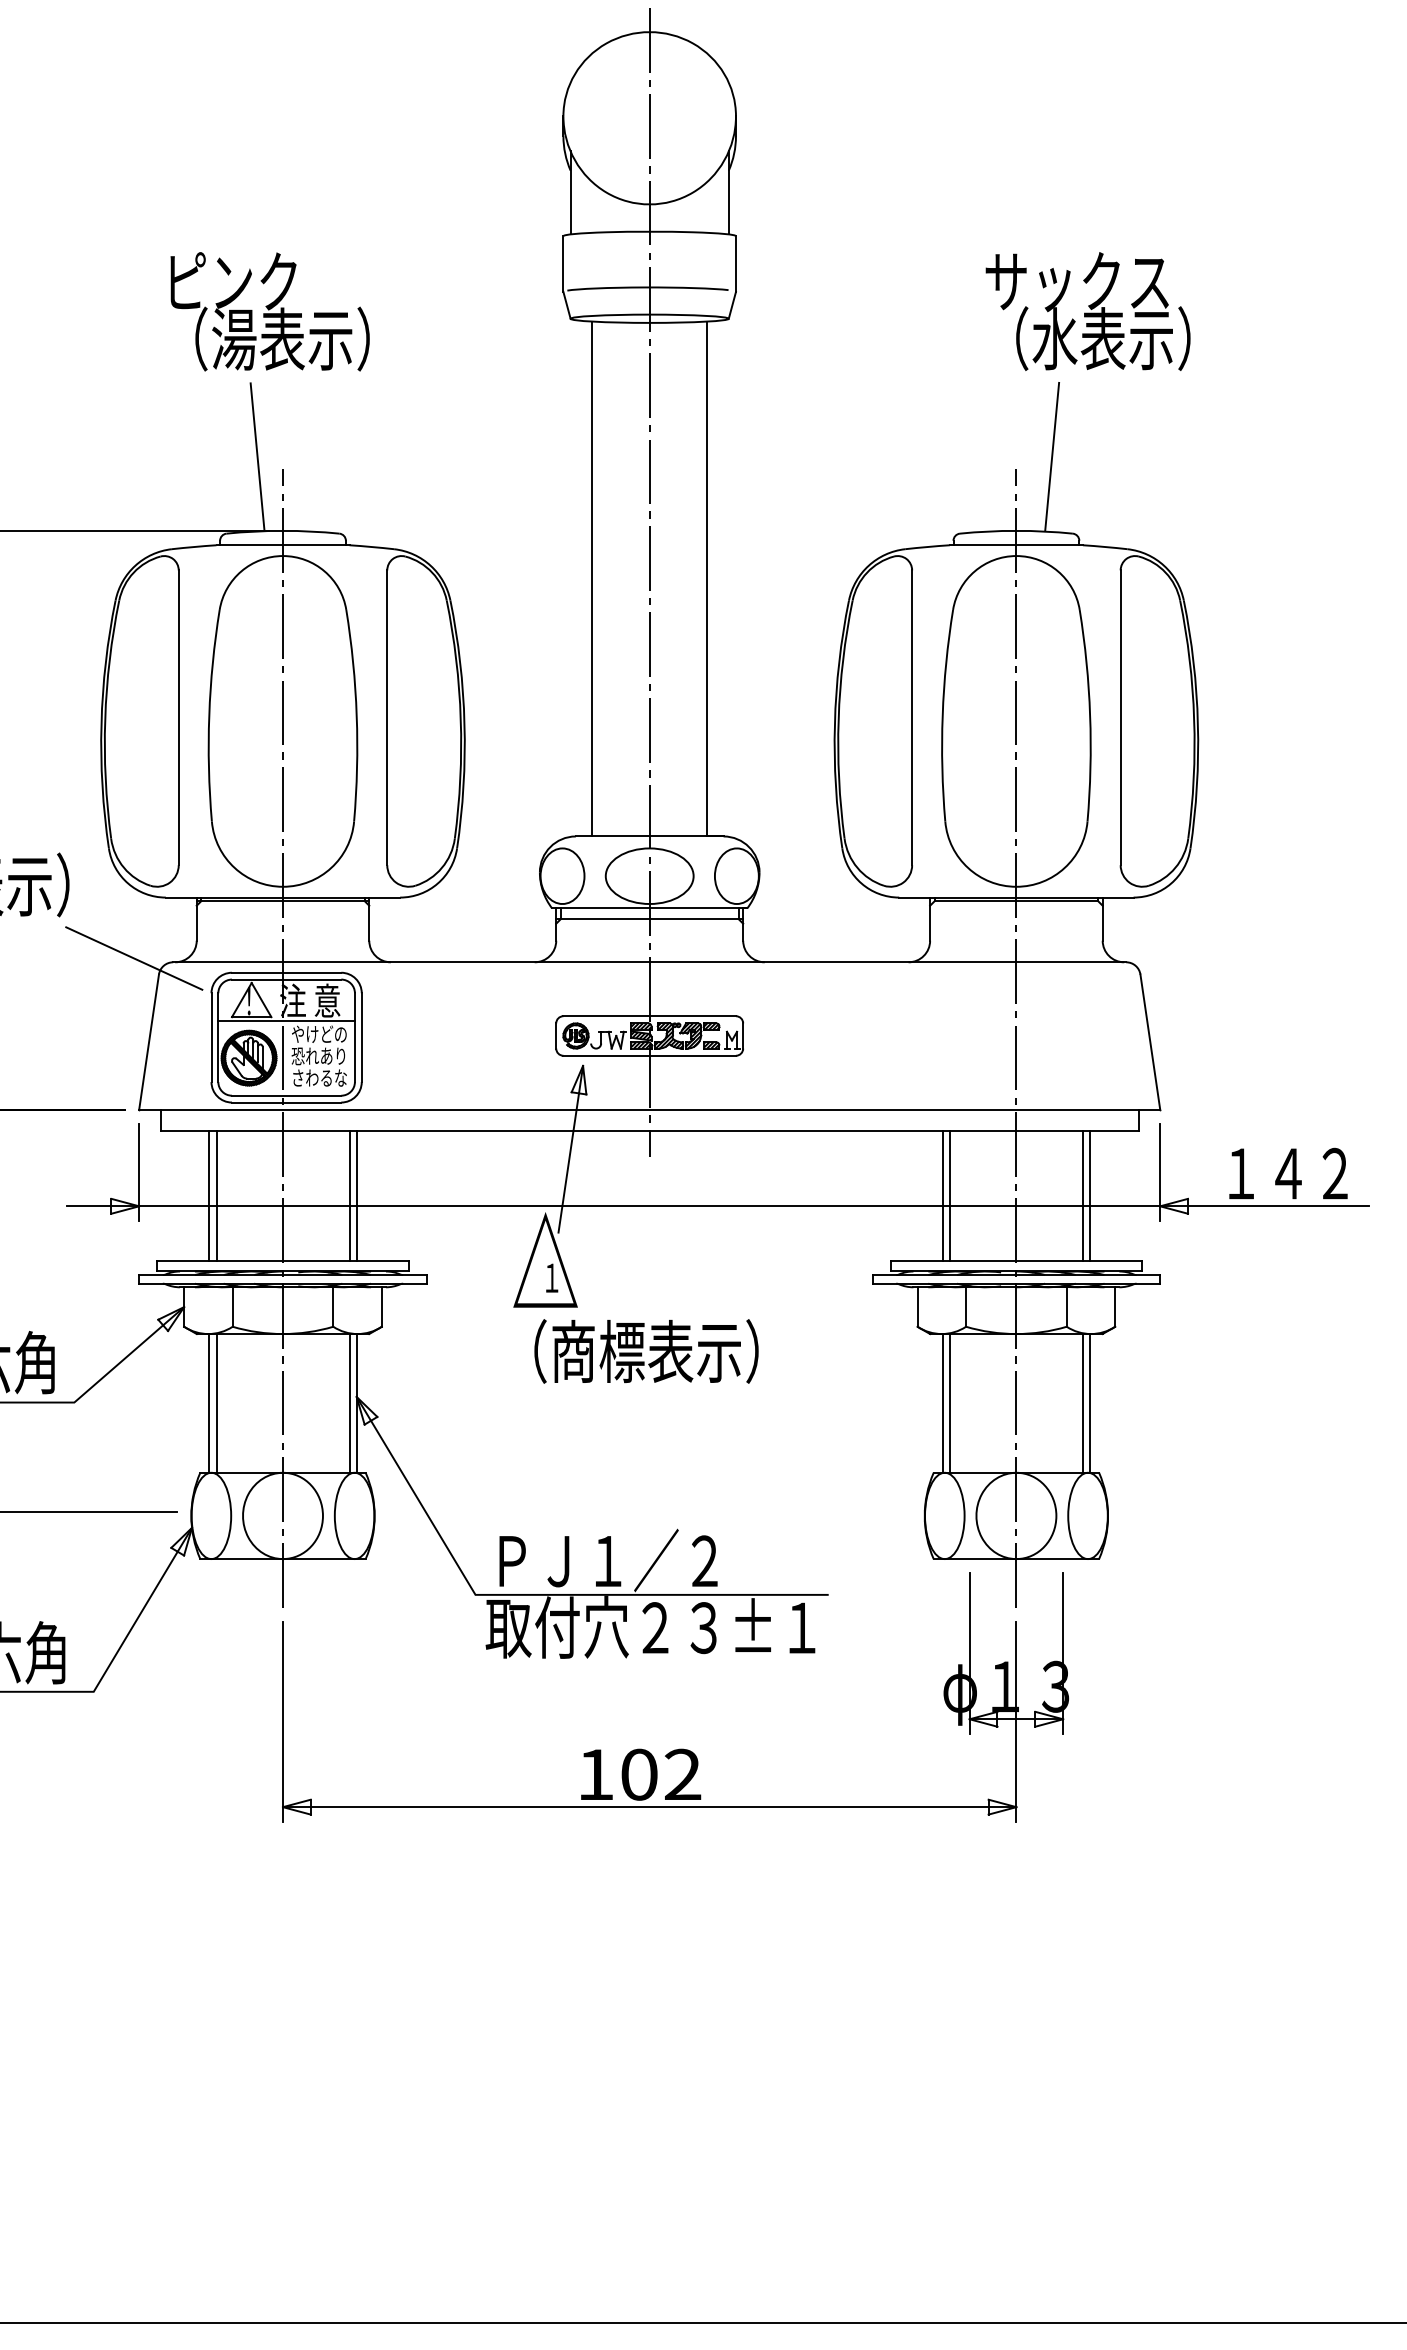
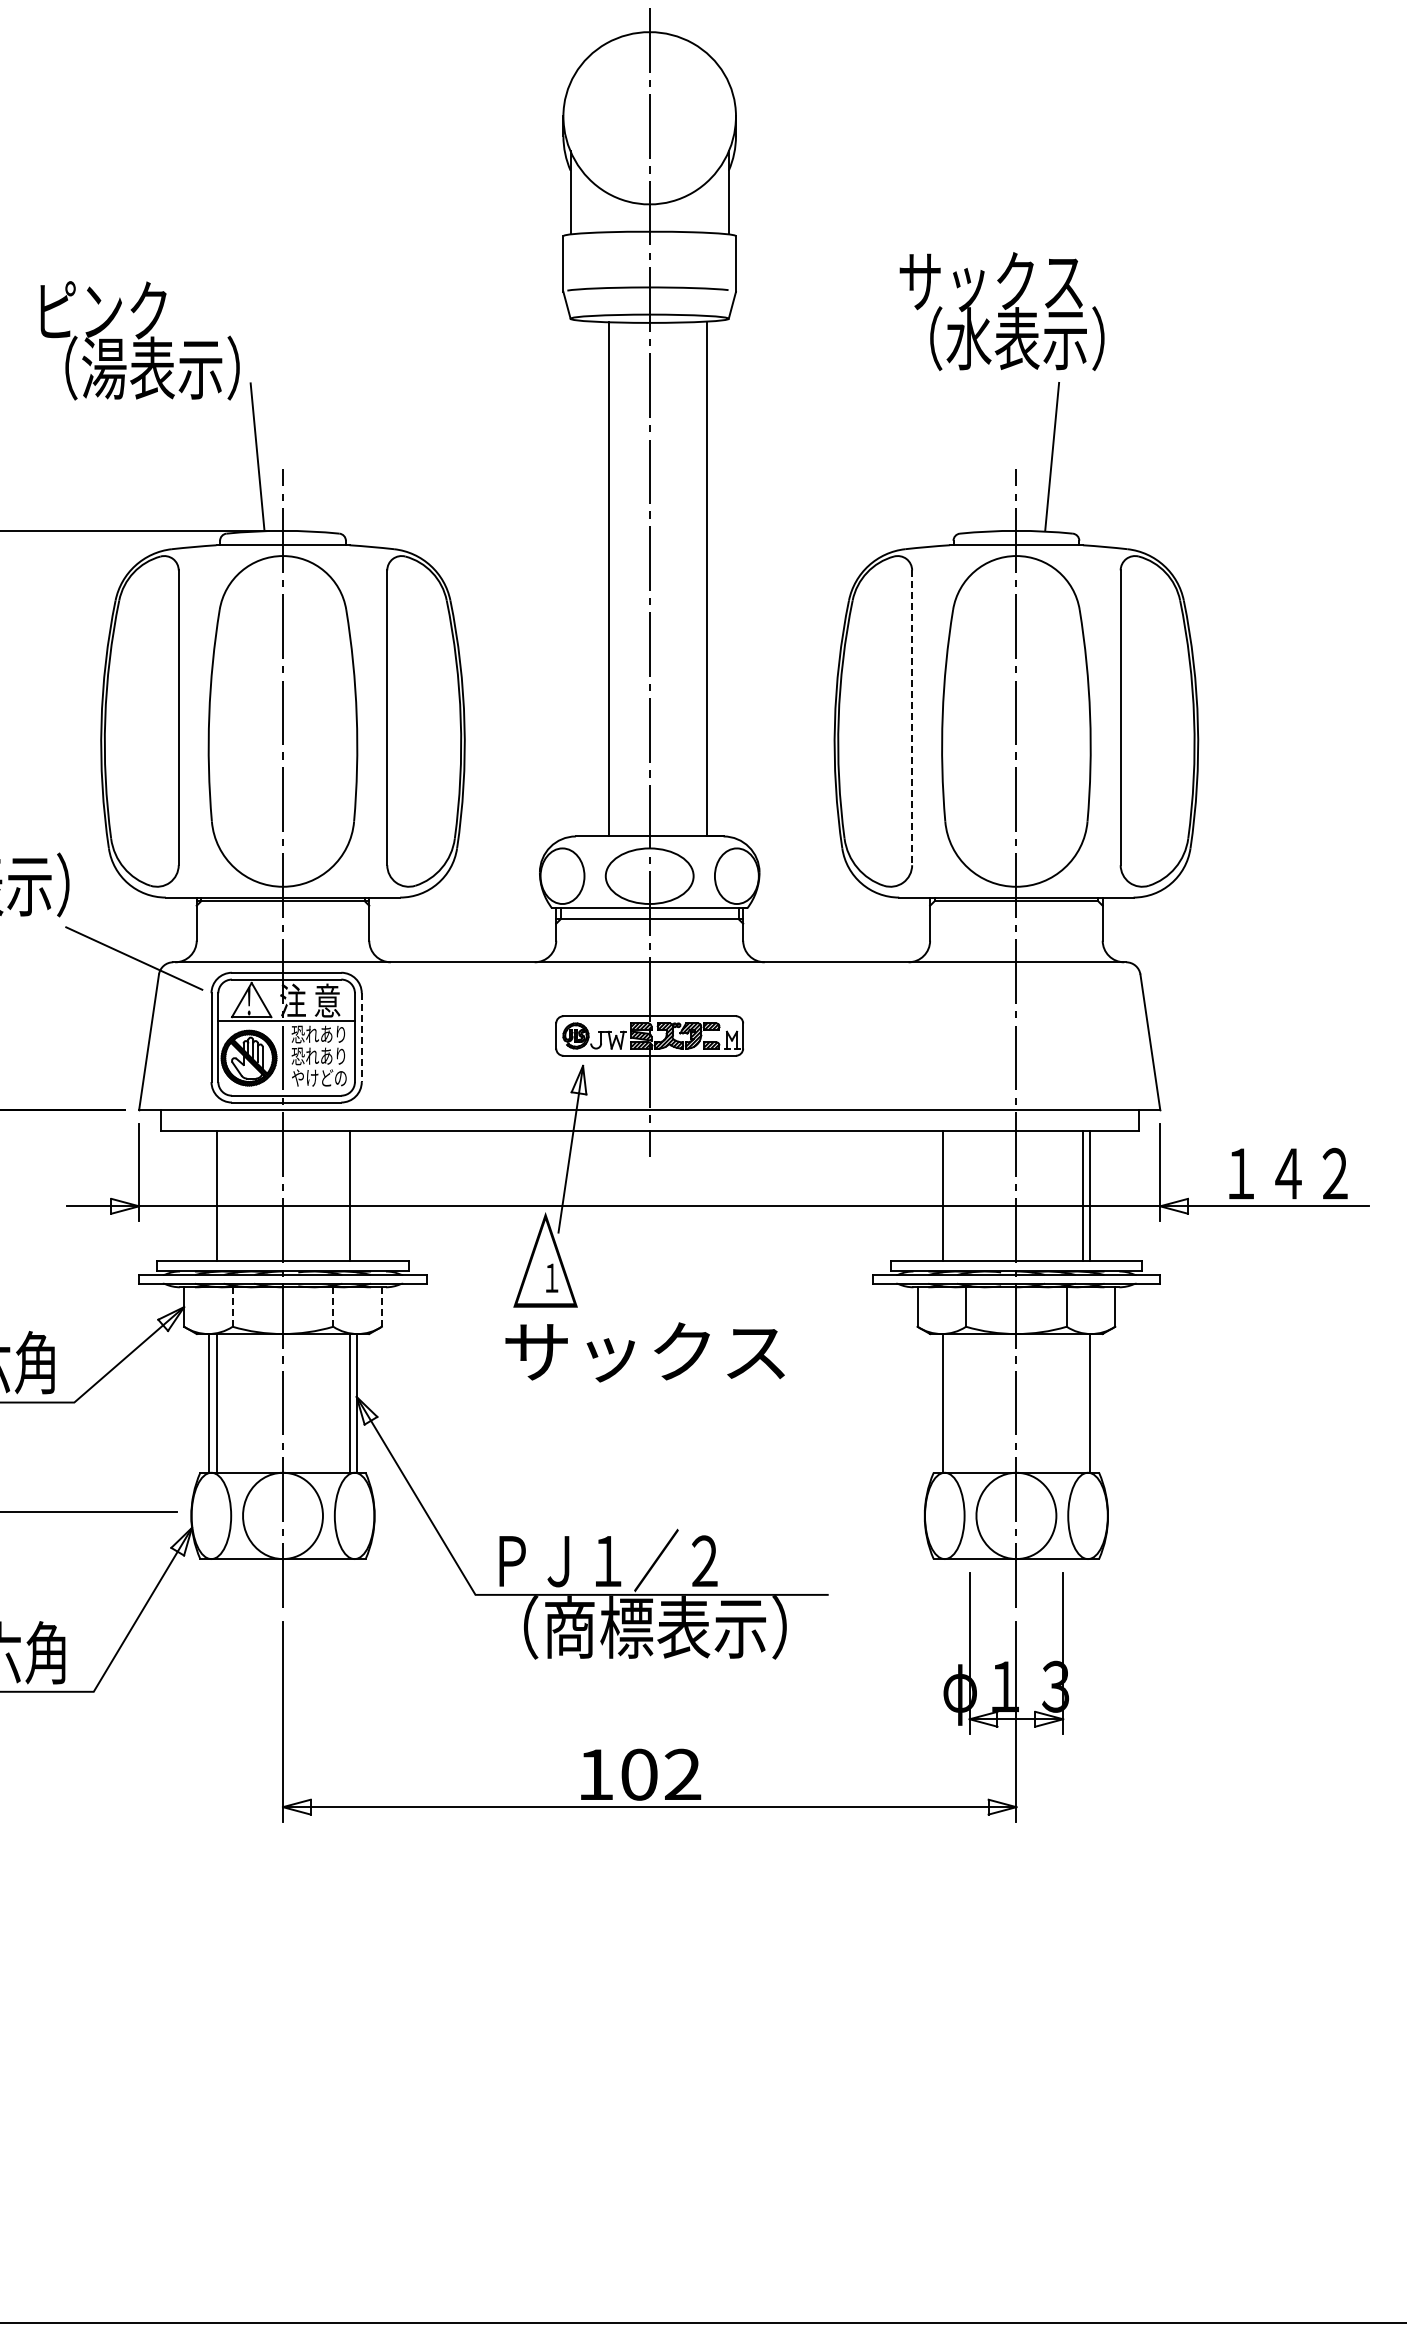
text position: (269, 311) -> (139, 340) (139, 340)
text position: (1087, 311) -> (1001, 311) (1001, 311)
line position: (592, 578) -> (609, 578) (609, 578)
line: solid -> dashed (912, 718)
text: やけどの -> 恐れあり (318, 1034)
line: solid -> dashed (361, 1038)
text: さわるな -> やけどの (319, 1077)
line: present -> none (209, 1195)
line: present -> none (356, 1195)
line: present -> none (949, 1195)
line: solid -> dashed (232, 1307)
line: solid -> dashed (333, 1307)
line: solid -> dashed (381, 1307)
text: （商標表示） -> サックス (644, 1351)
line: present -> none (949, 1403)
line: present -> none (1082, 1403)
text: 取付穴２３±１ -> （商標表示） (650, 1627)
